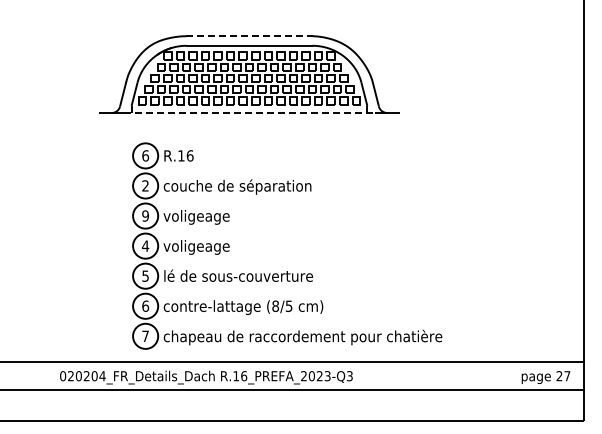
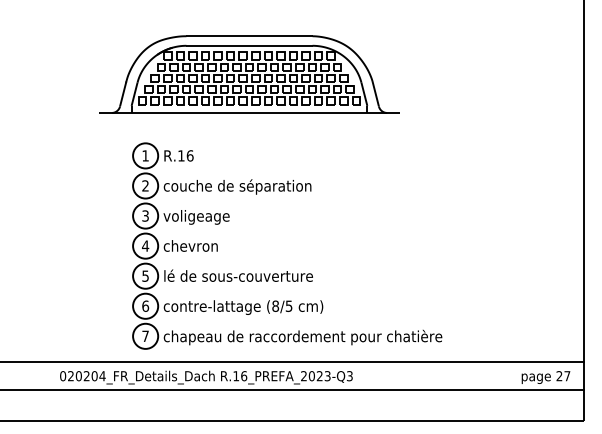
line: dashed -> solid (249, 36)
line: dashed -> solid (249, 112)
text: 6 -> 1 (145, 155)
text: 9 -> 3 (145, 215)
text: voligeage -> chevron (196, 247)
